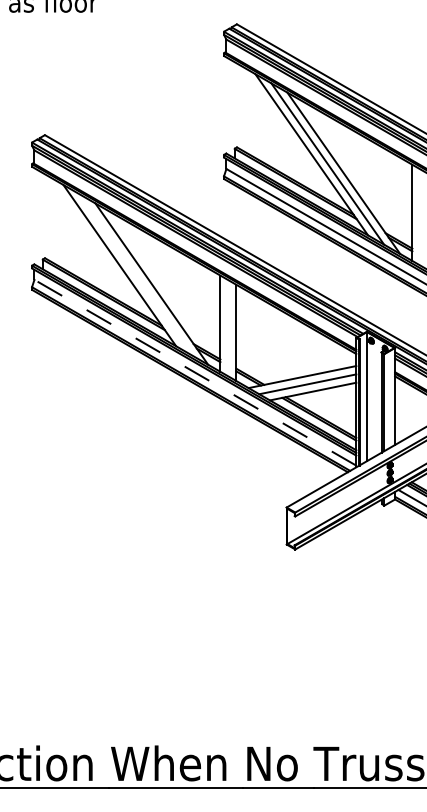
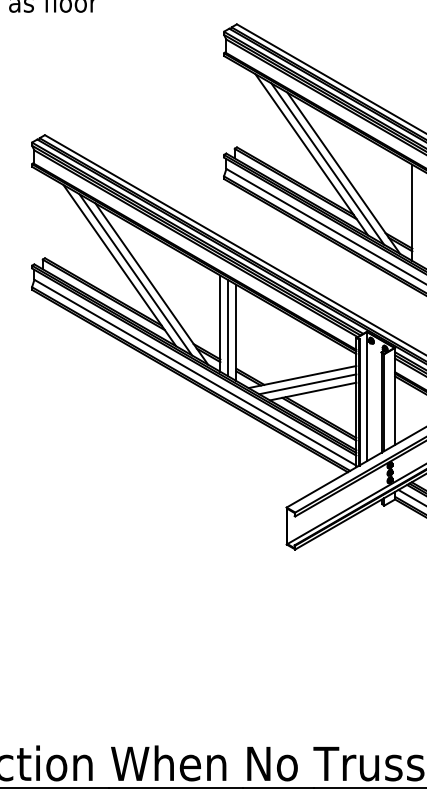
line: none -> present (135, 274)
line: none -> present (228, 328)
line: dashed -> solid (195, 372)
